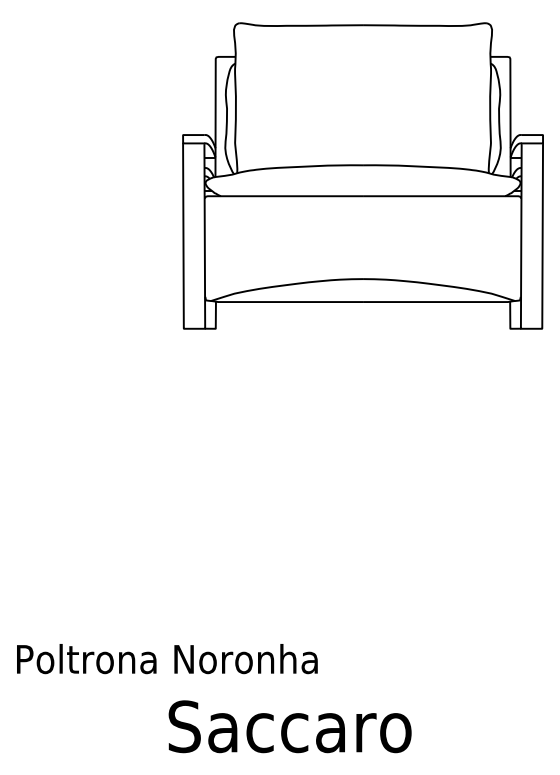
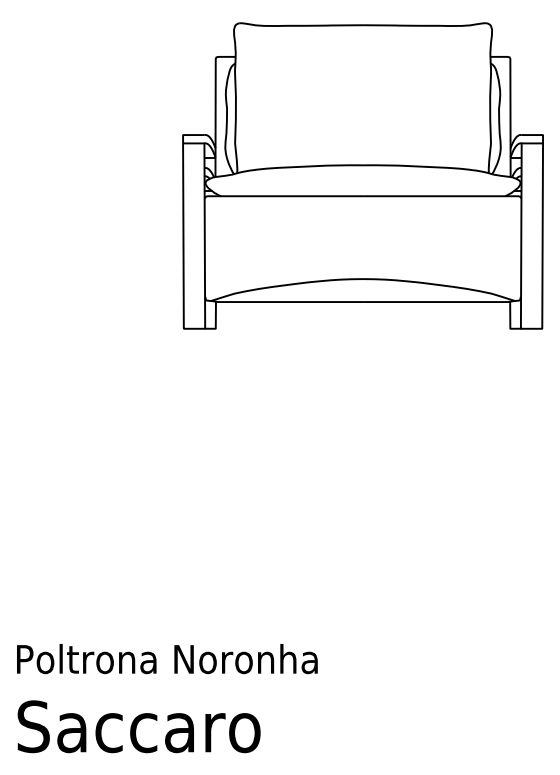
text position: (289, 726) -> (138, 726) (138, 726)
